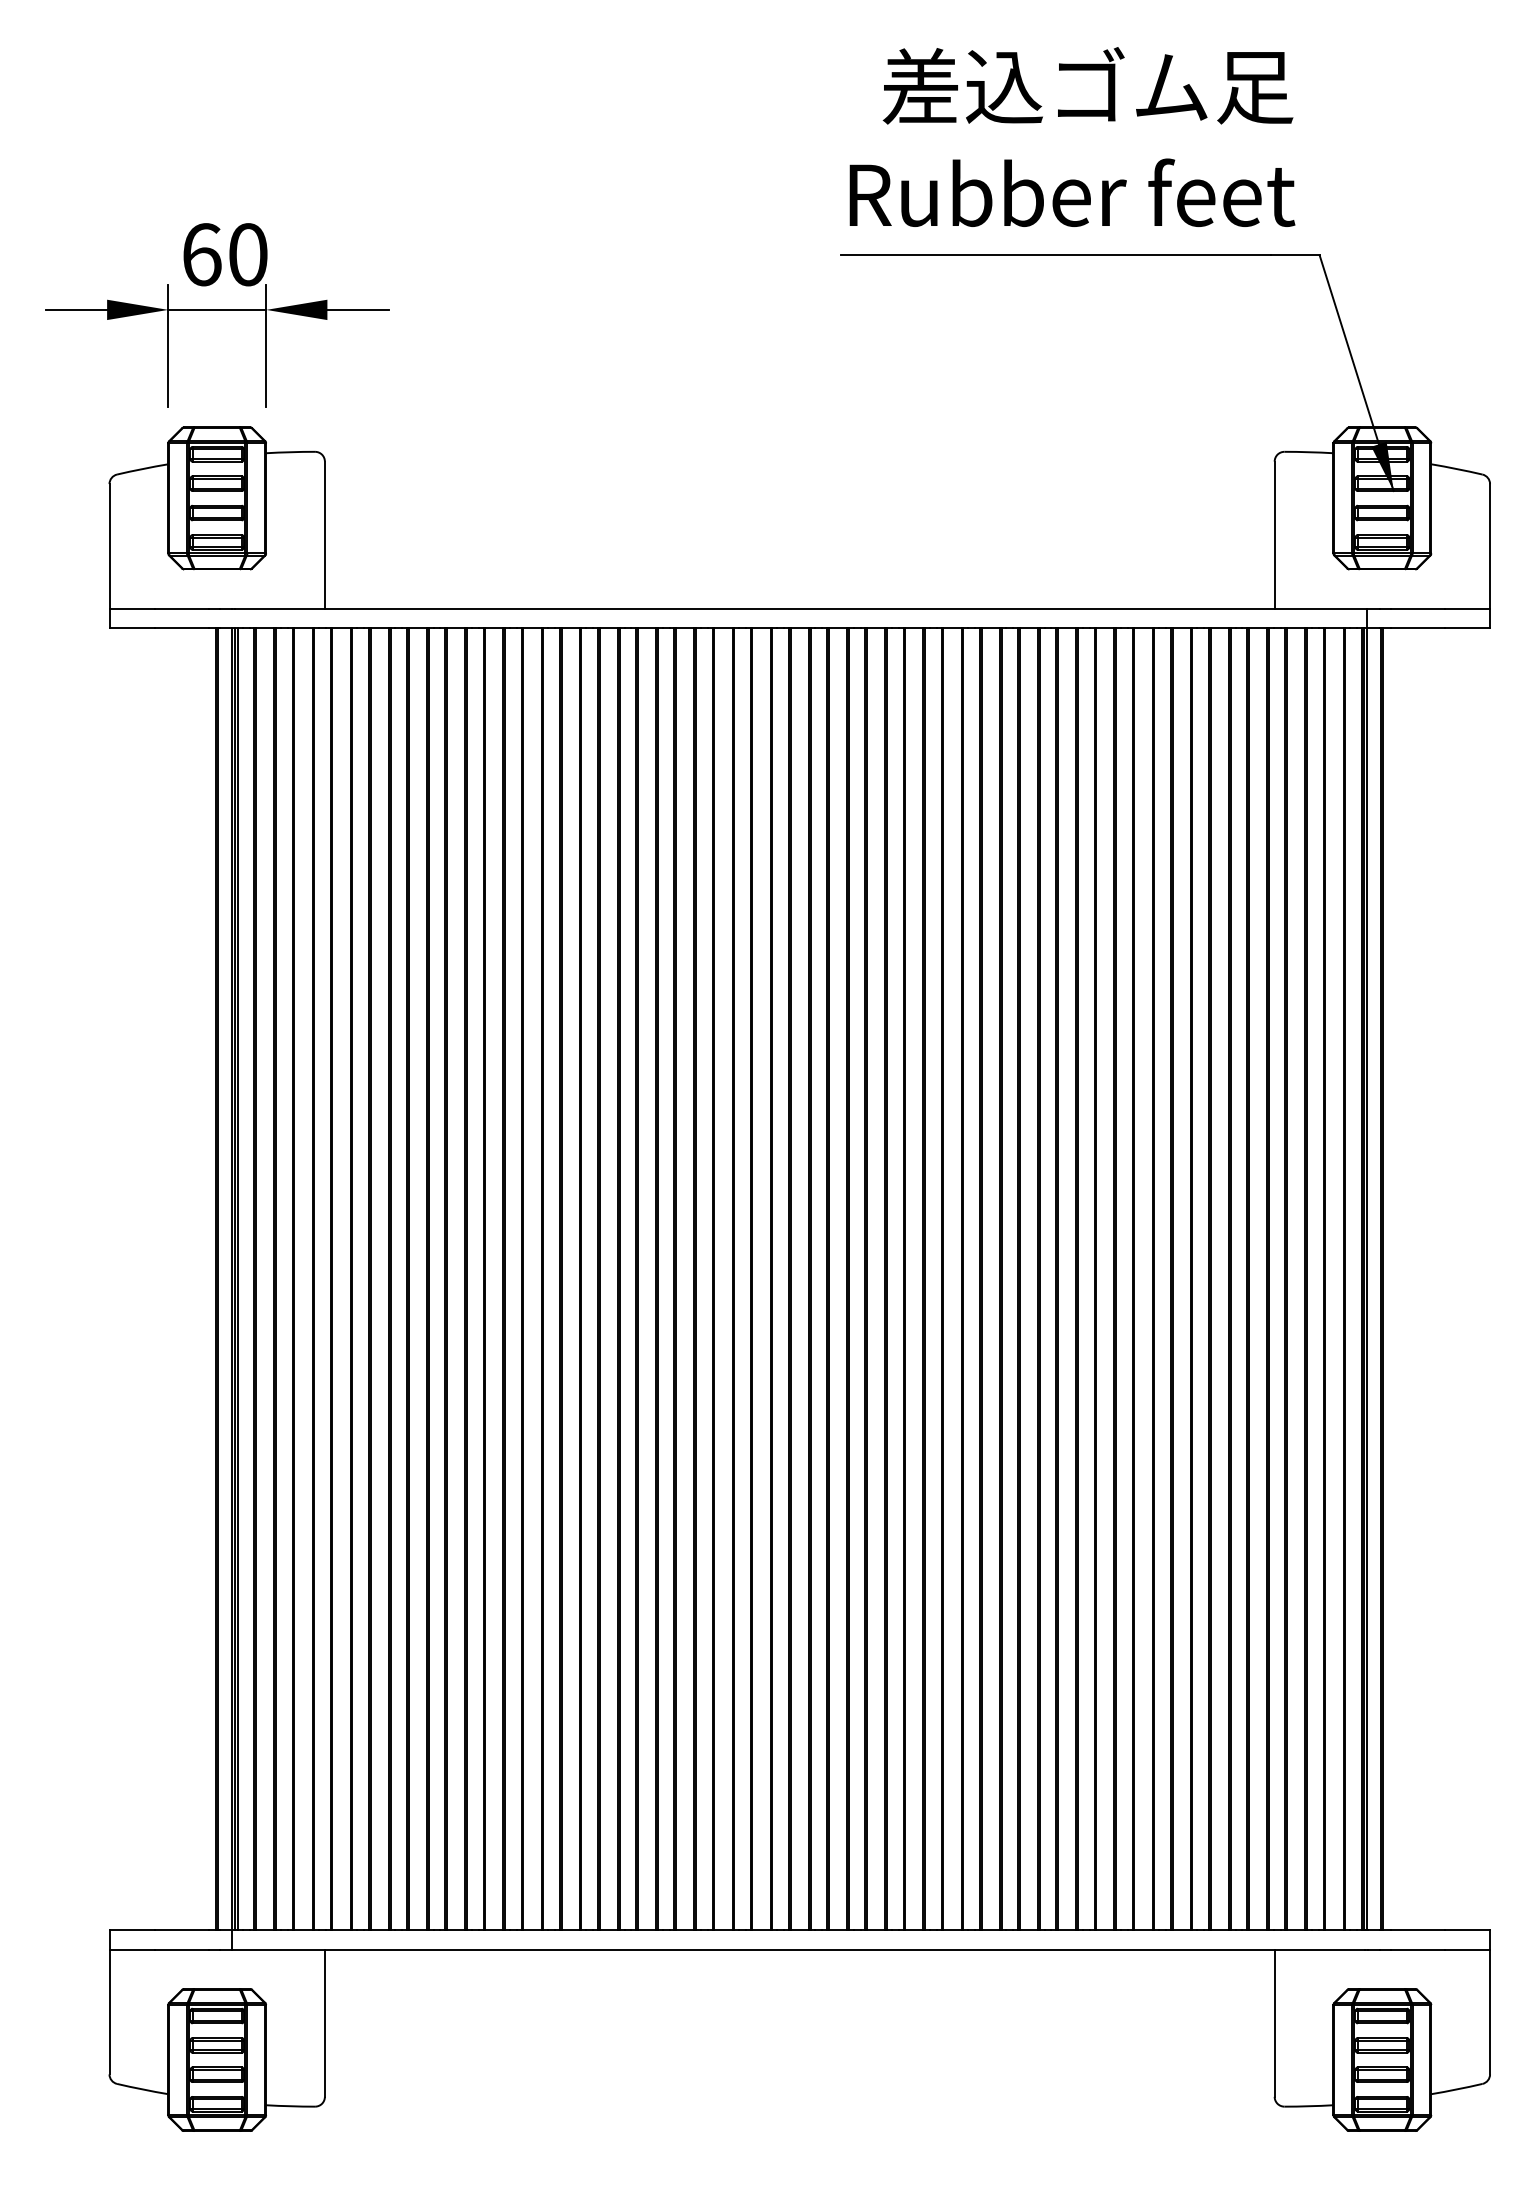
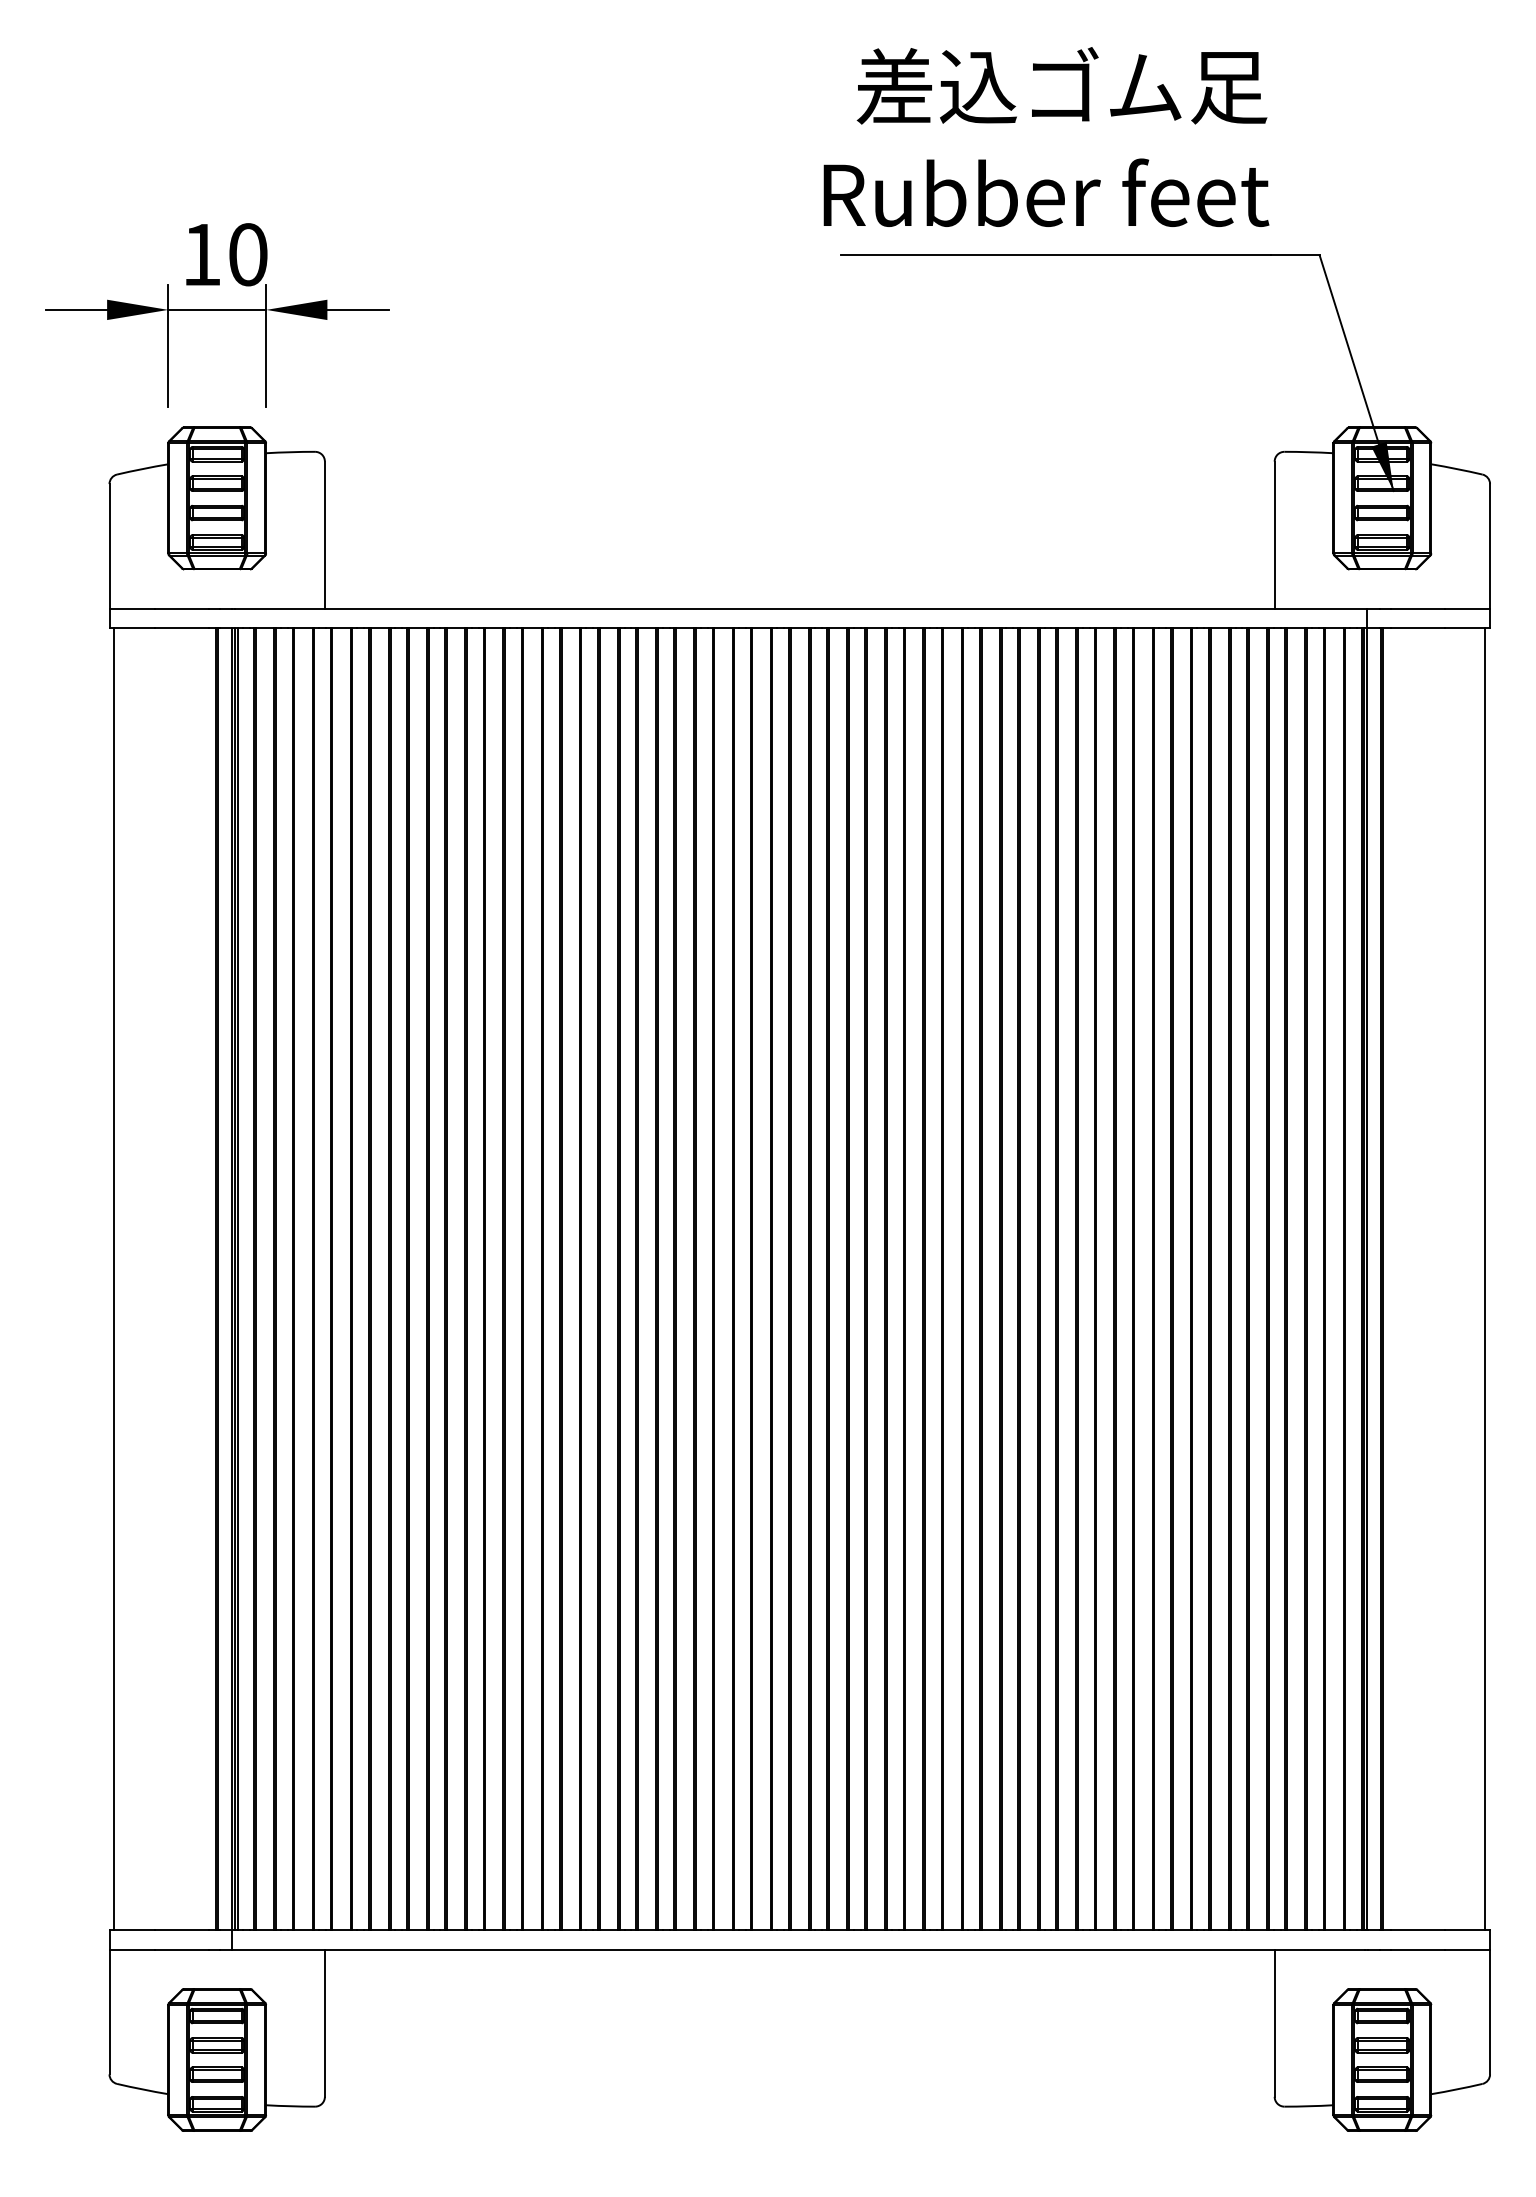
text position: (1072, 136) -> (1046, 136) (1046, 136)
text: 60 -> 10 (202, 254)
line: none -> present (114, 1279)
line: none -> present (1485, 1279)
